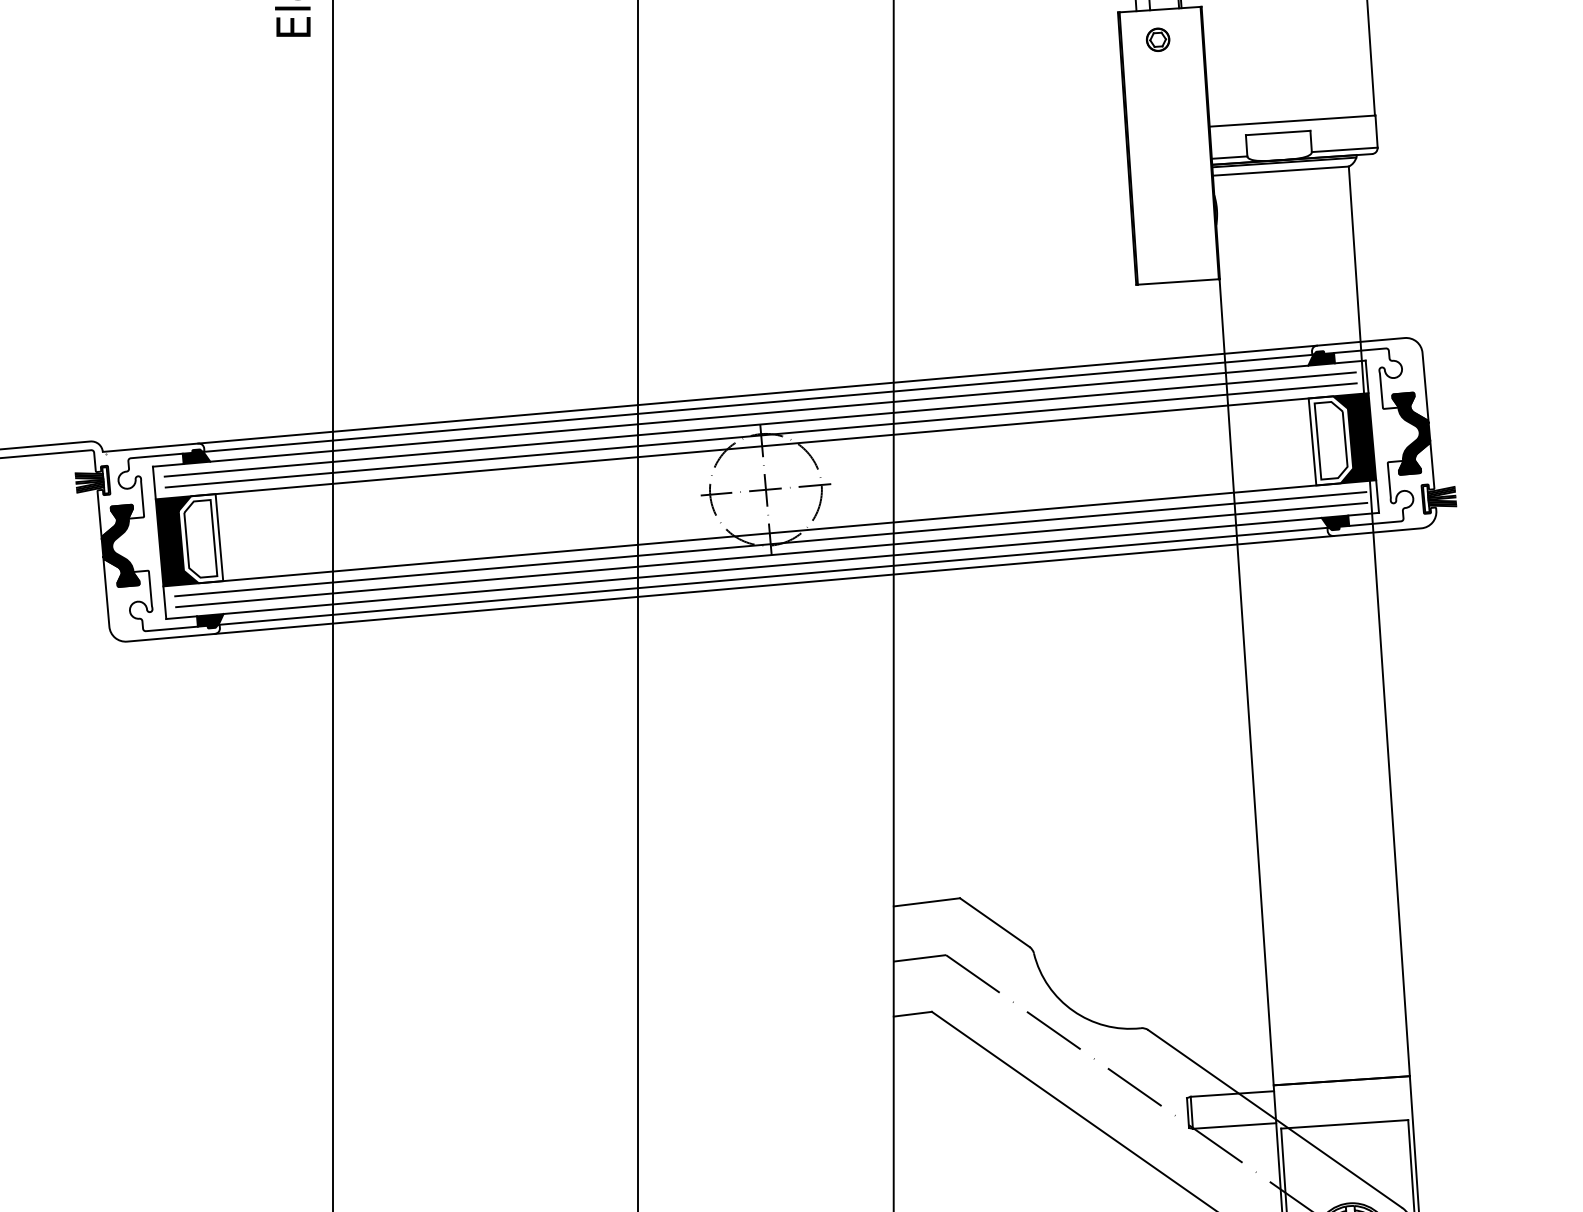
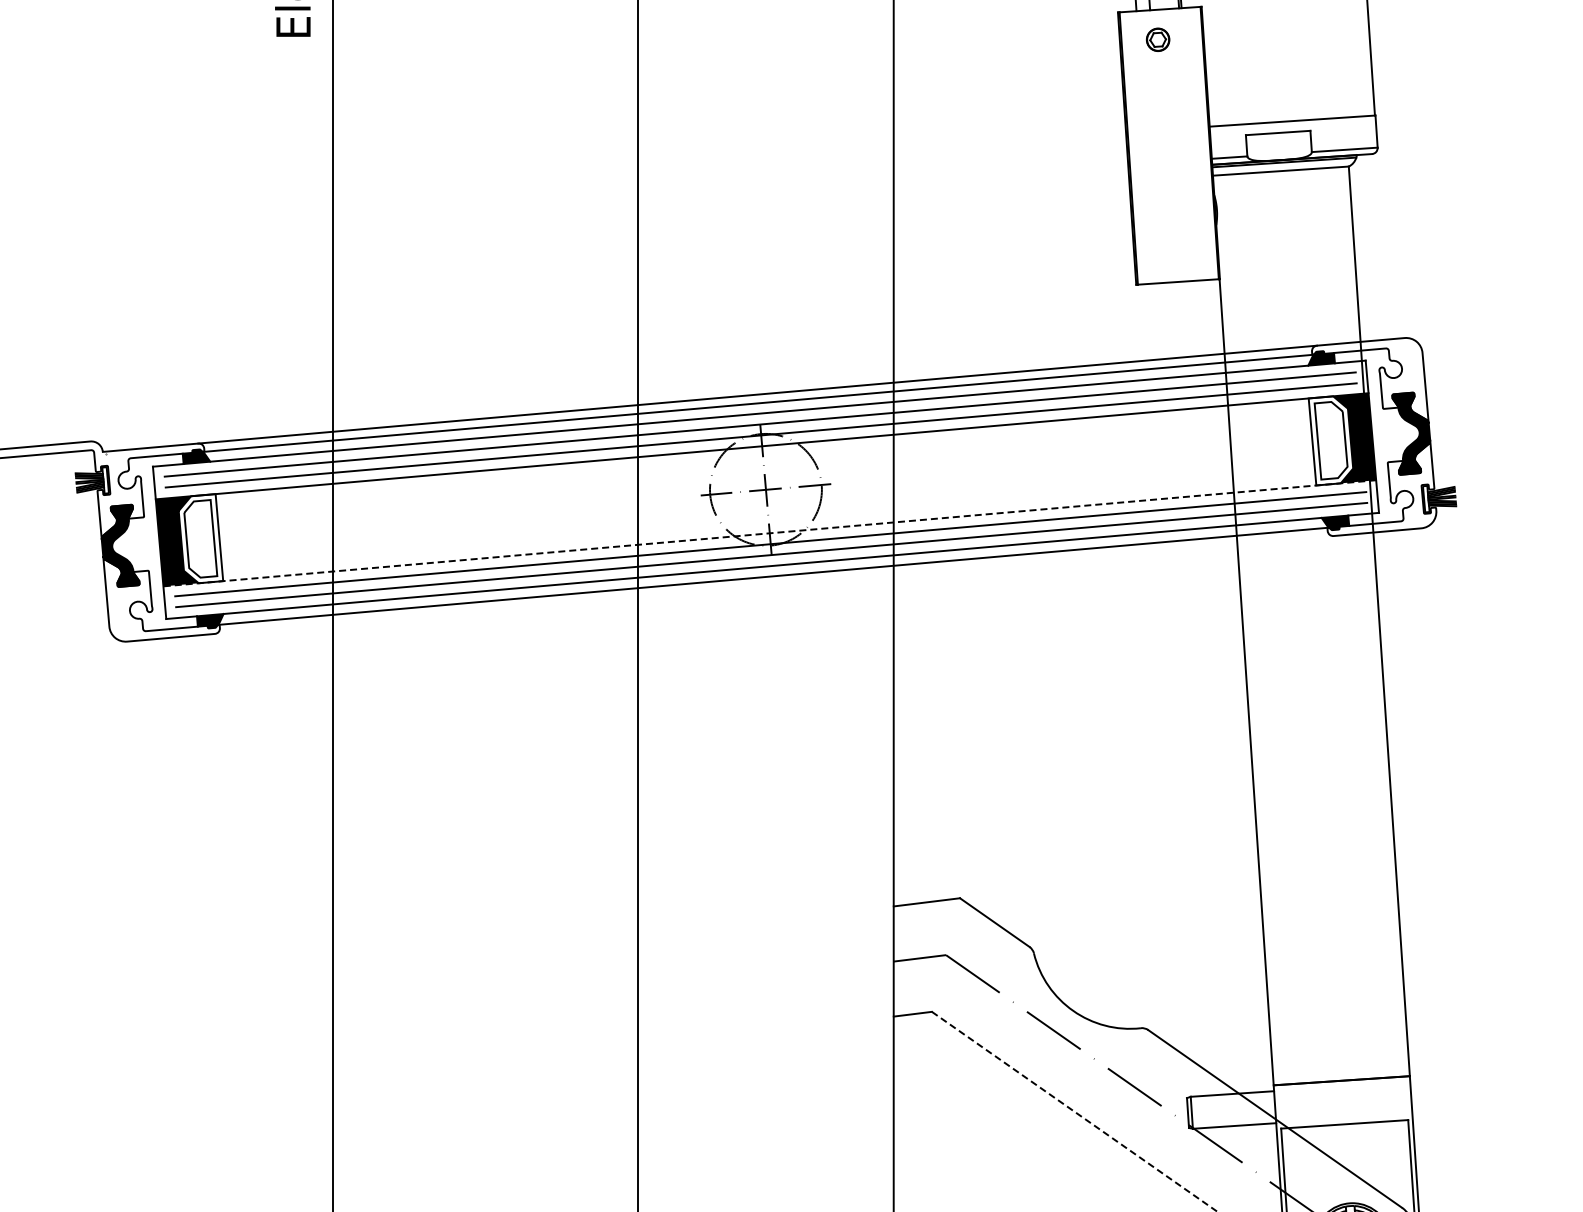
line: solid -> dashed (769, 533)
line: present -> none (773, 584)
line: solid -> dashed (1075, 1112)
